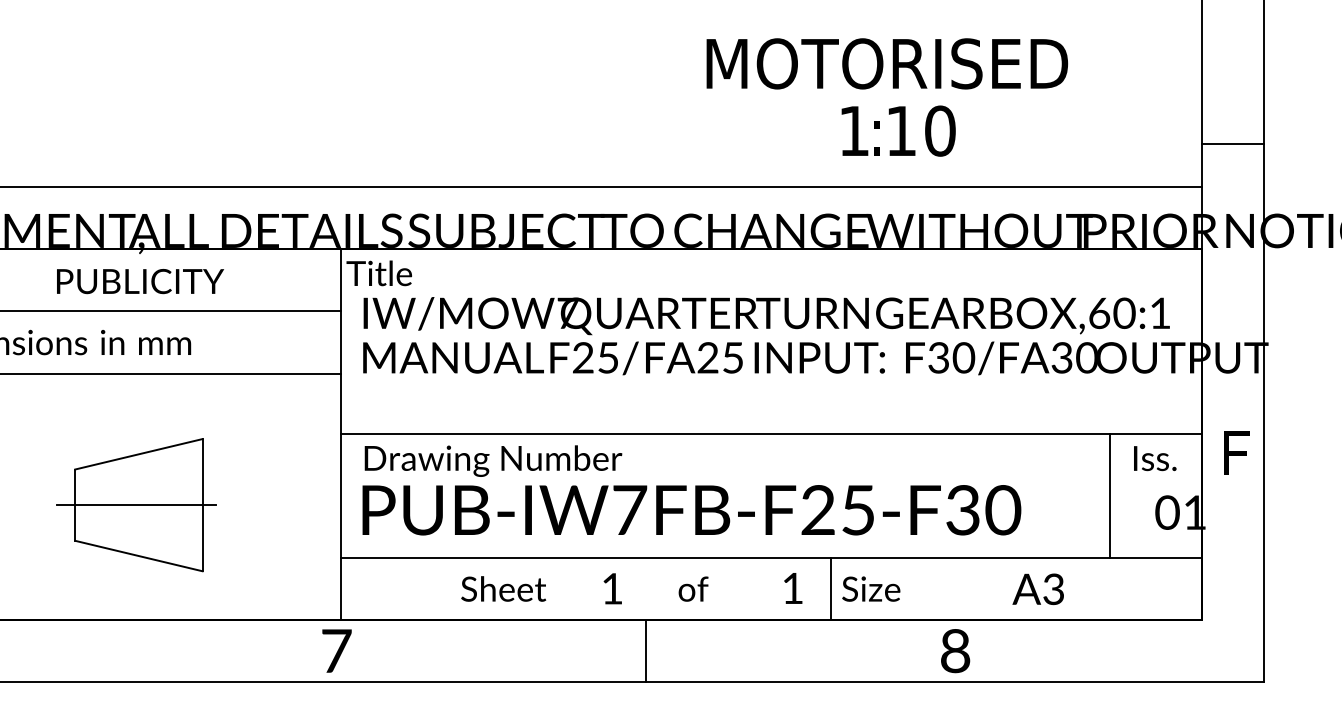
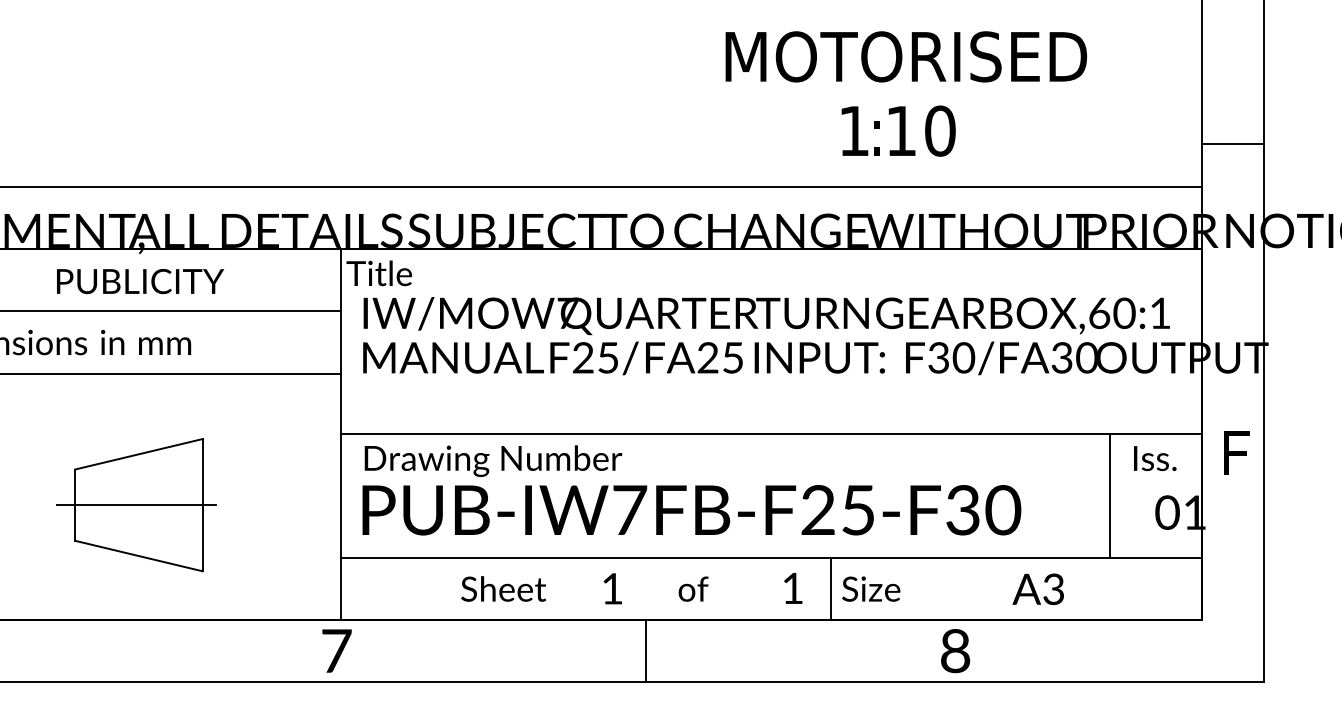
text position: (887, 63) -> (906, 56) (906, 56)
